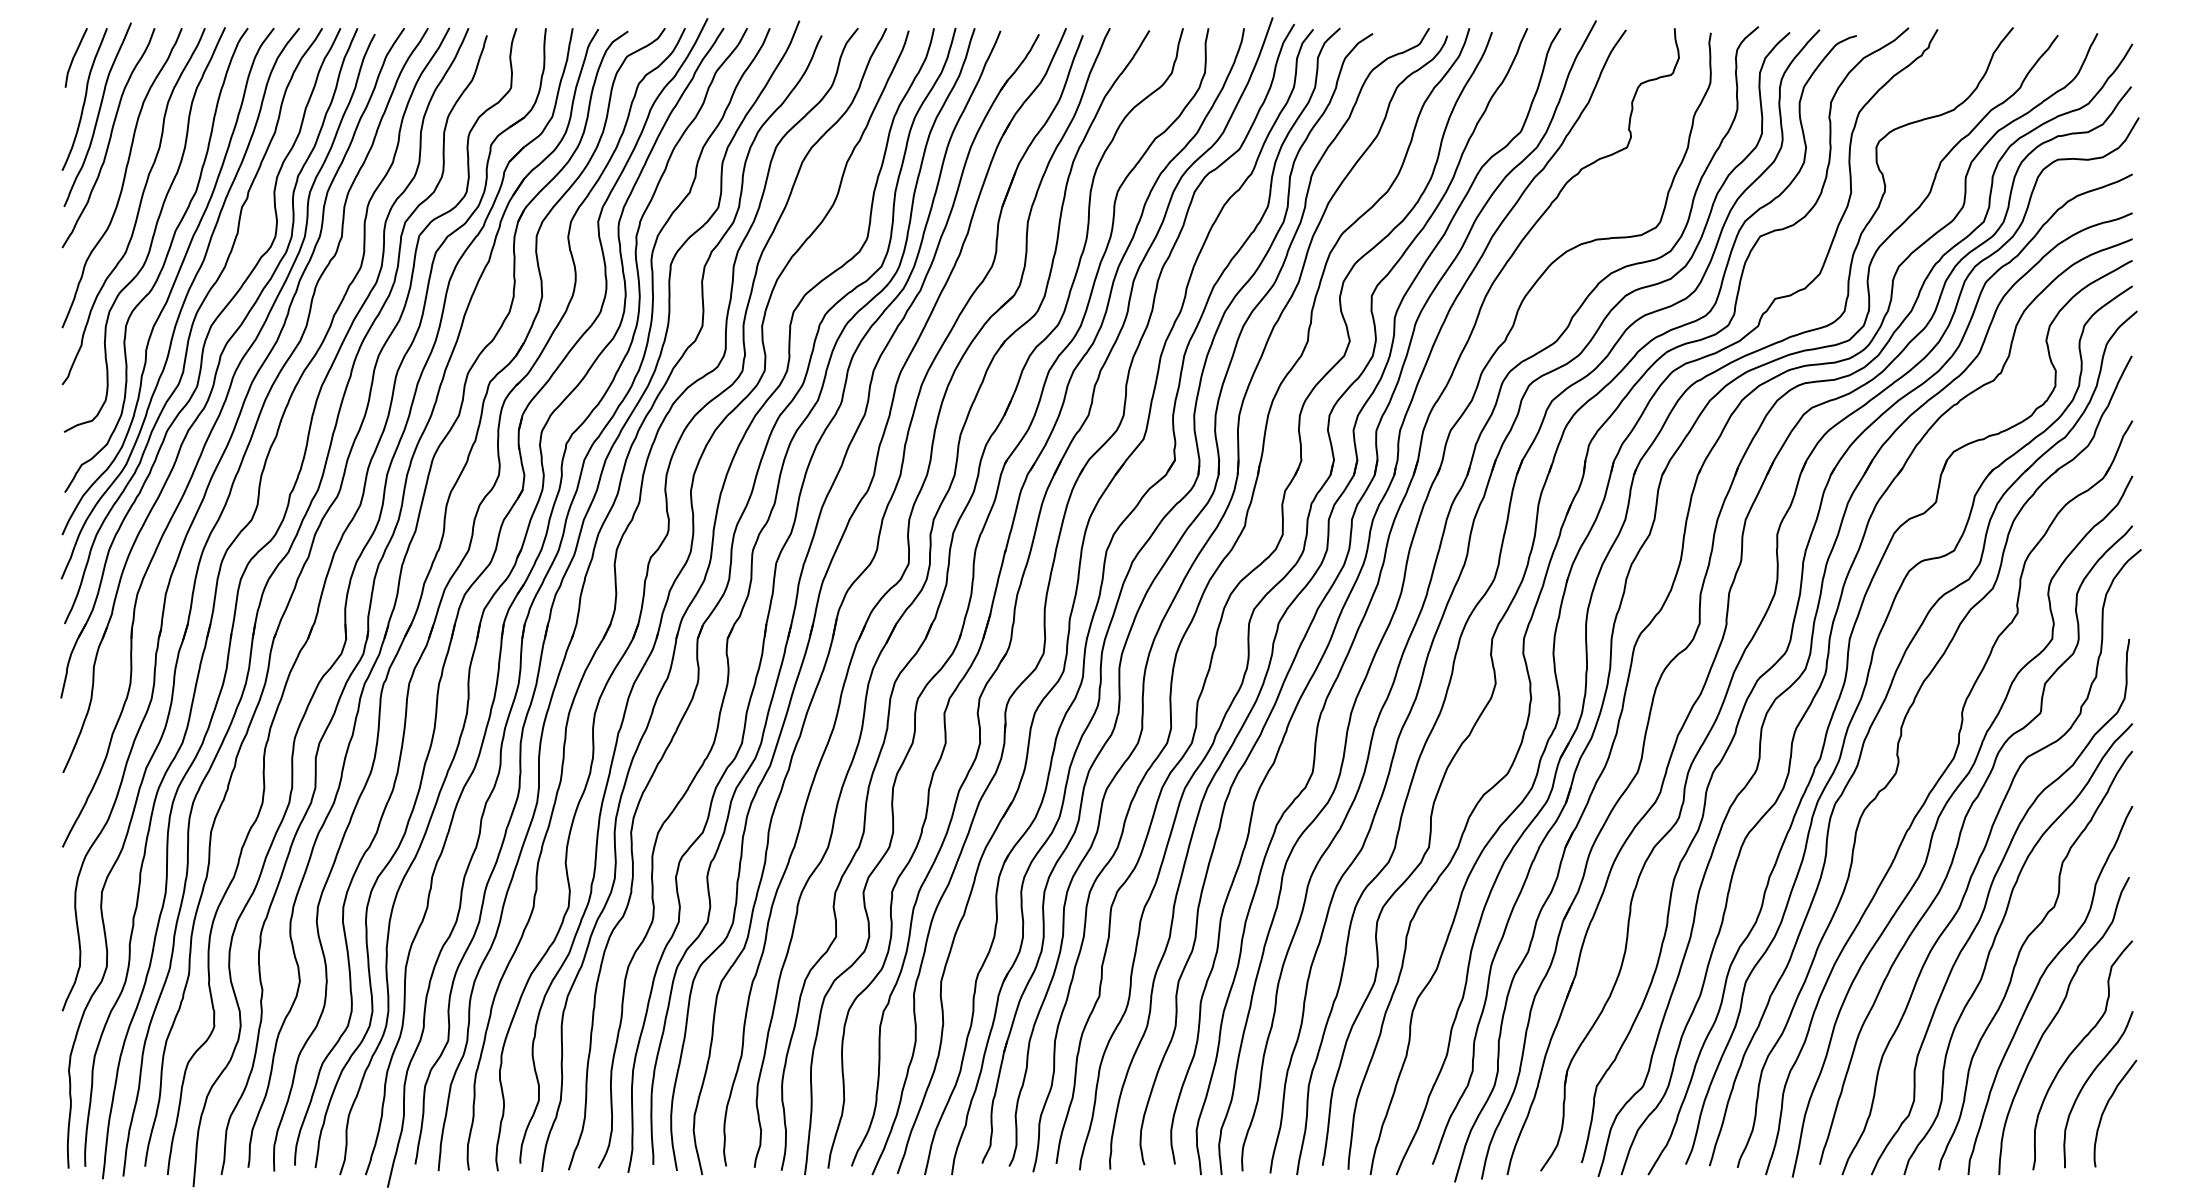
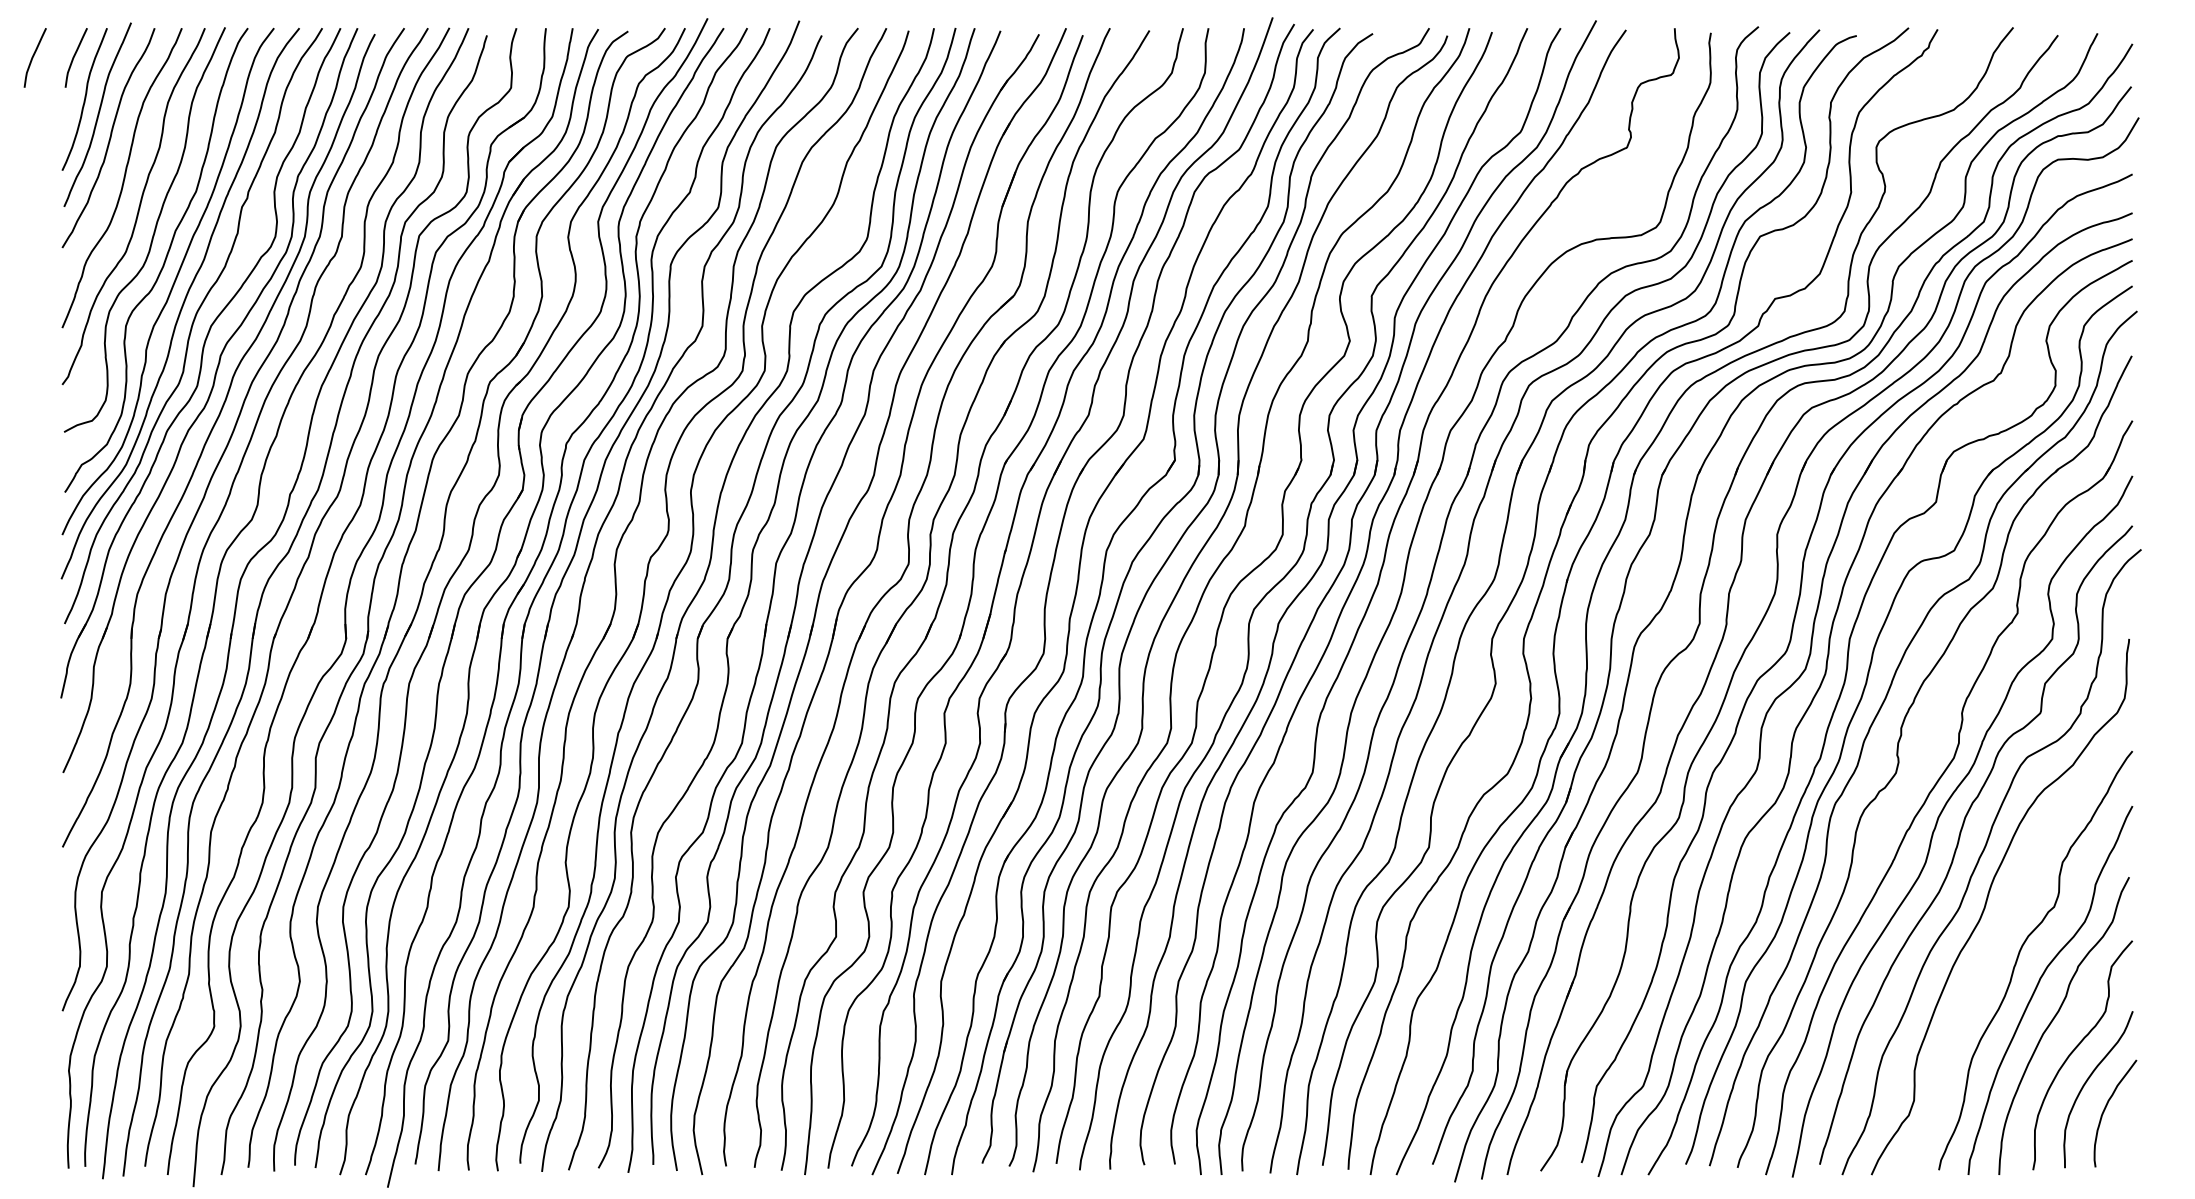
curve: none -> present (34, 56)
curve: present -> none (1995, 940)
